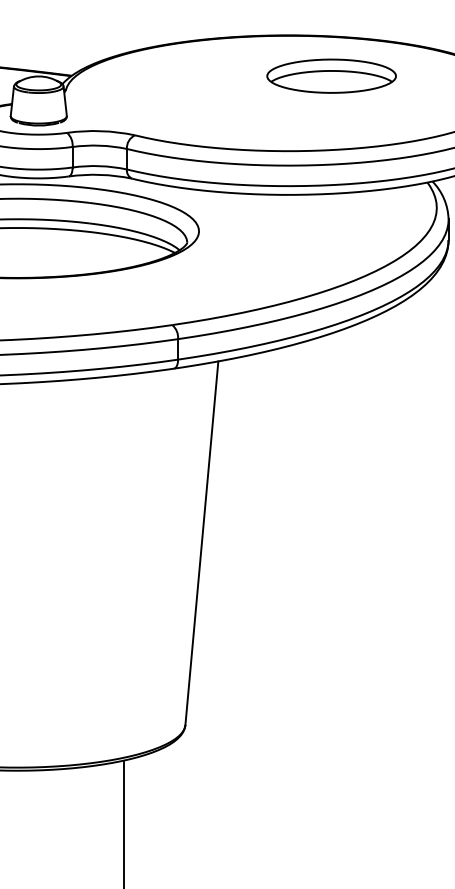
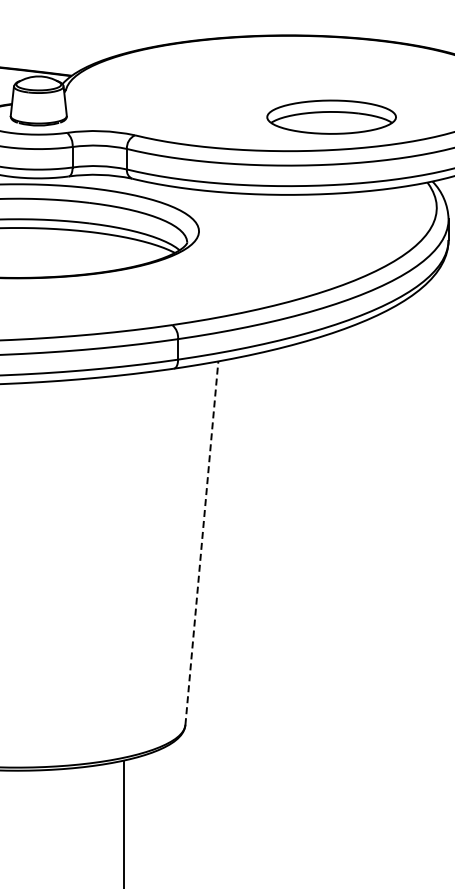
part position: (331, 75) -> (331, 116) (331, 116)
line: solid -> dashed (201, 543)
